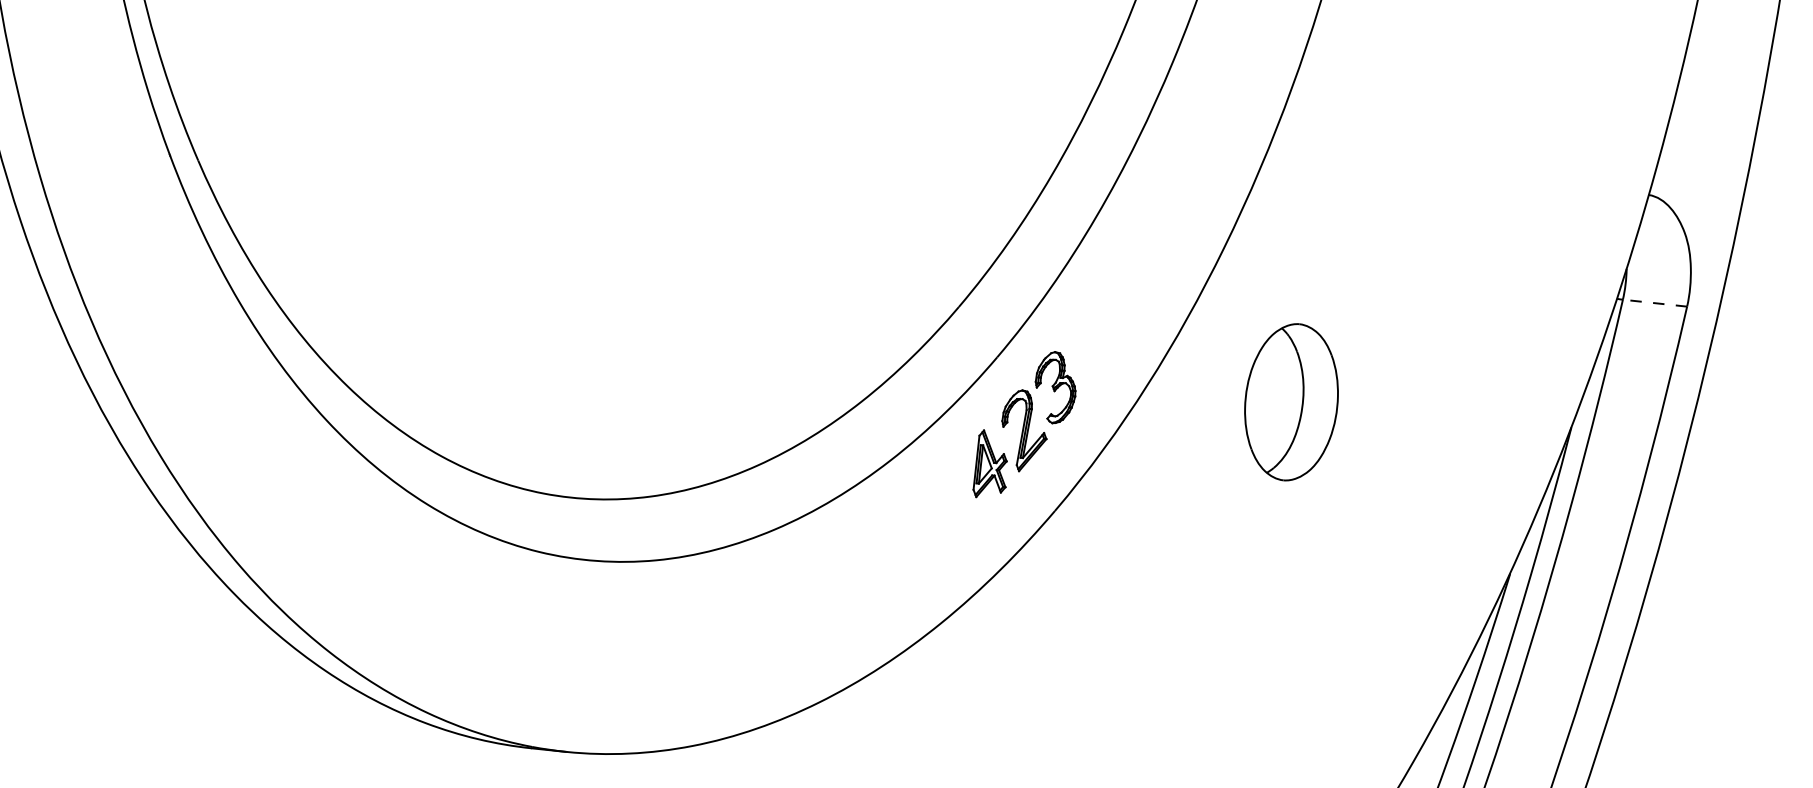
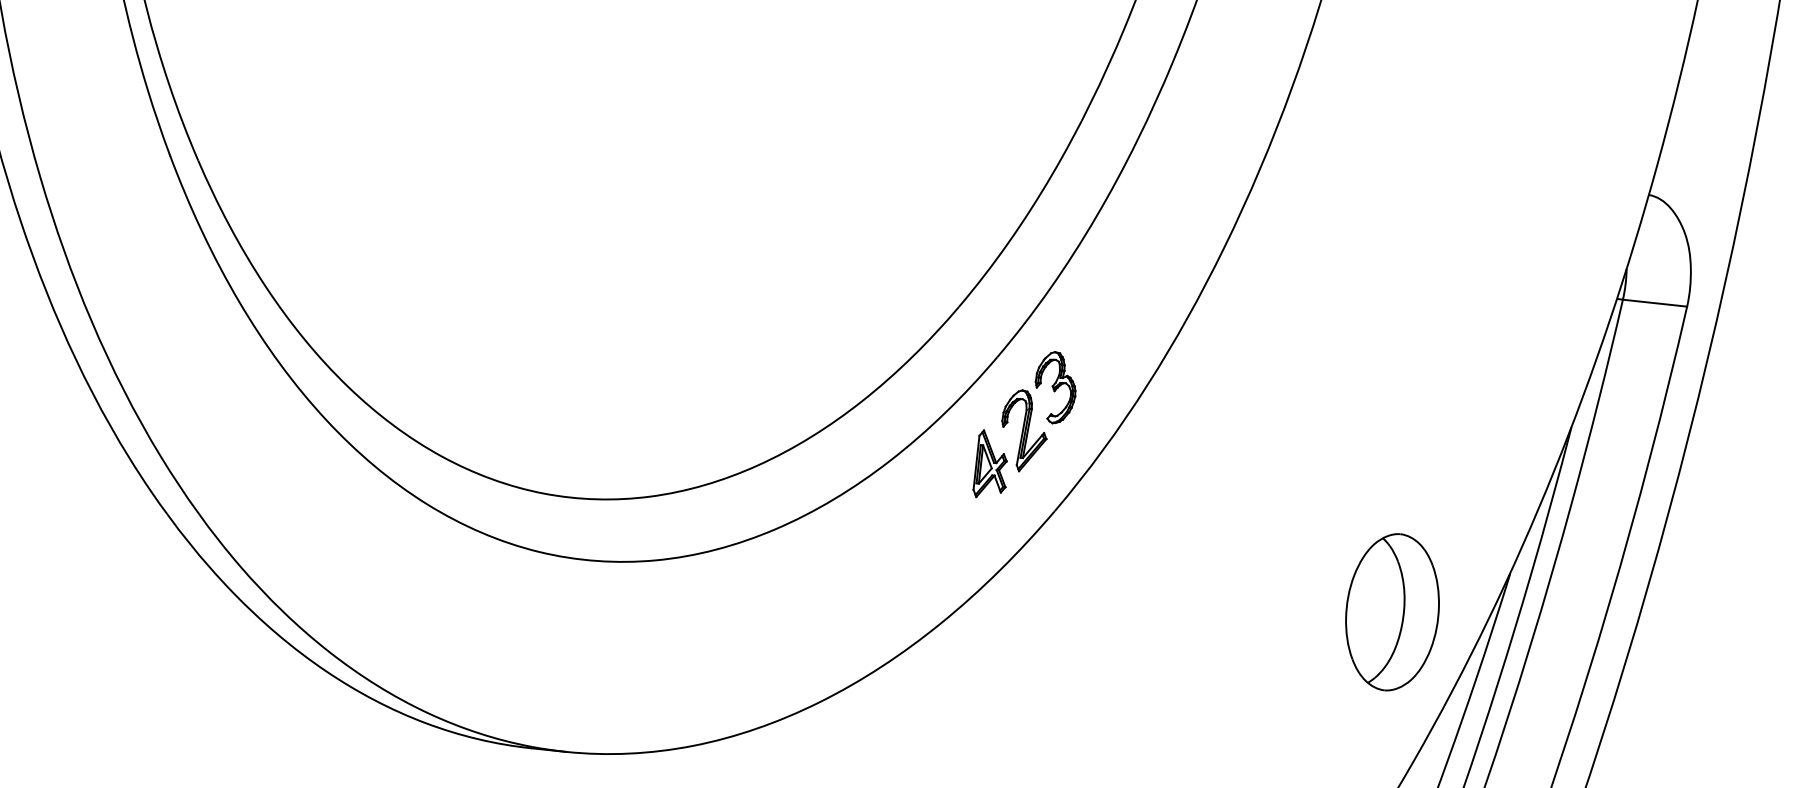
line: dashed -> solid (1654, 303)
part position: (1291, 402) -> (1392, 612) (1392, 612)
